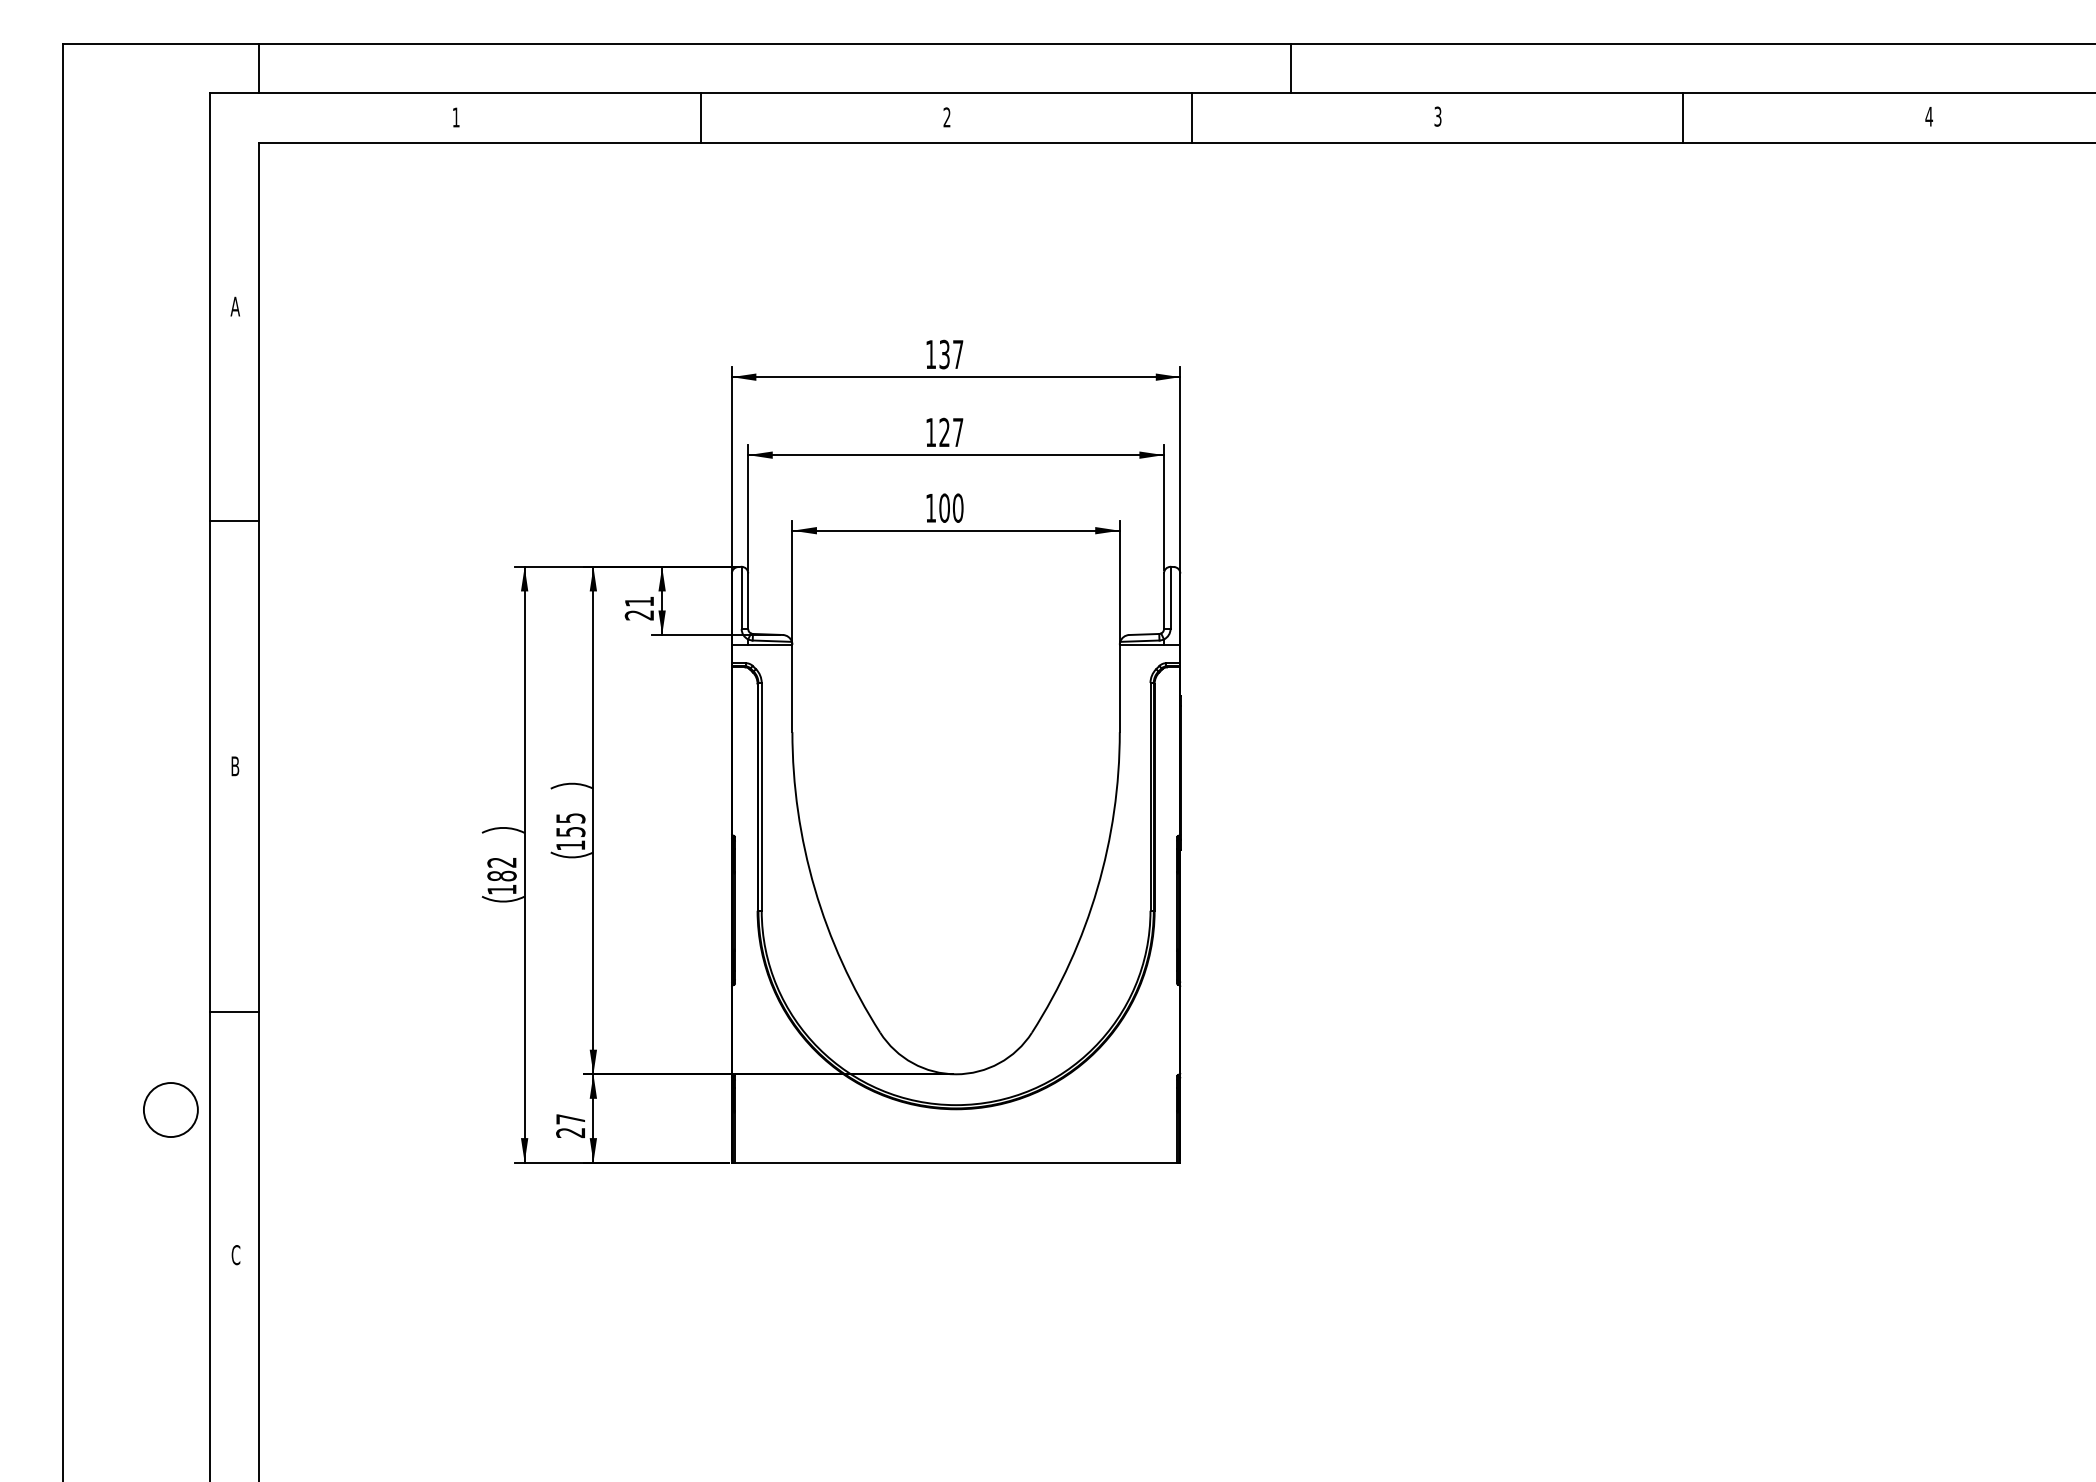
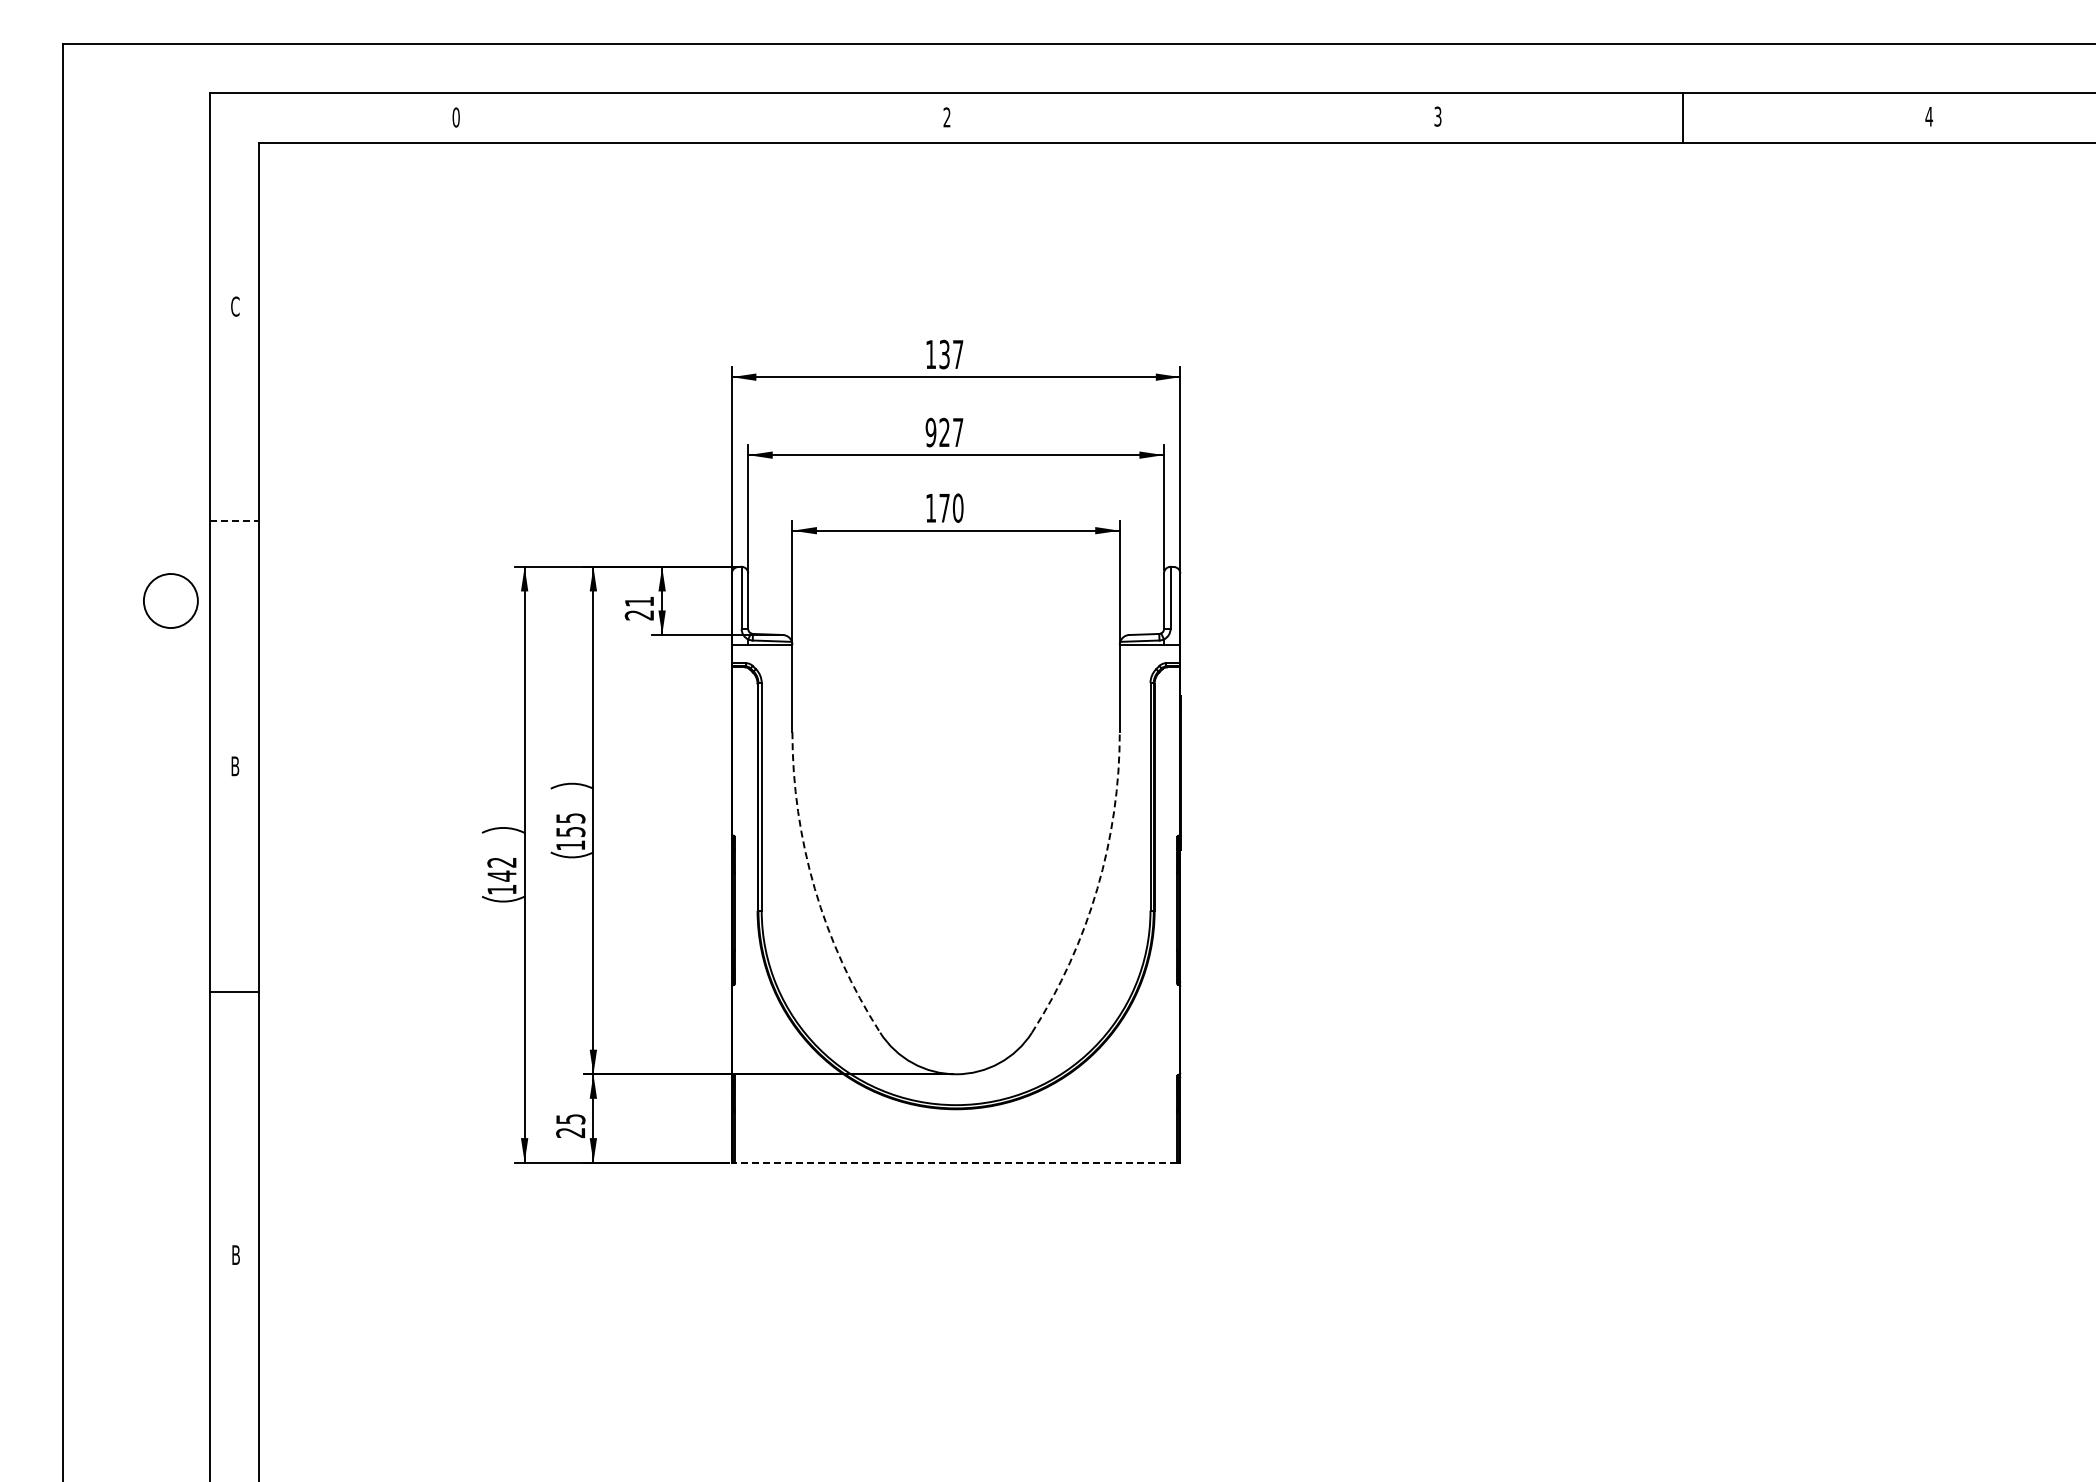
line: present -> none (259, 68)
line: present -> none (1290, 68)
text: 1 -> 0 (455, 117)
line: present -> none (701, 117)
line: present -> none (1192, 117)
text: A -> C (235, 306)
text: 127 -> 927 (930, 432)
text: 100 -> 170 (944, 507)
line: solid -> dashed (234, 520)
text: 182 -> 142 (501, 875)
arc: solid -> dashed (814, 888)
arc: solid -> dashed (1097, 888)
line position: (234, 1011) -> (234, 991) (234, 991)
circle position: (170, 1109) -> (170, 600) (170, 600)
text: 27 -> 25 (570, 1119)
line: solid -> dashed (956, 1162)
text: C -> B (235, 1255)
